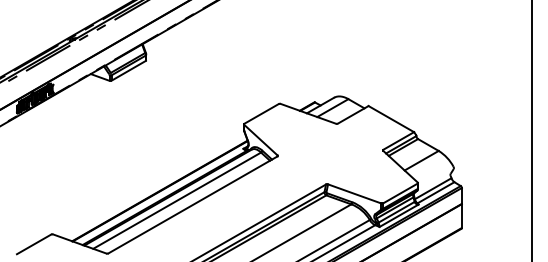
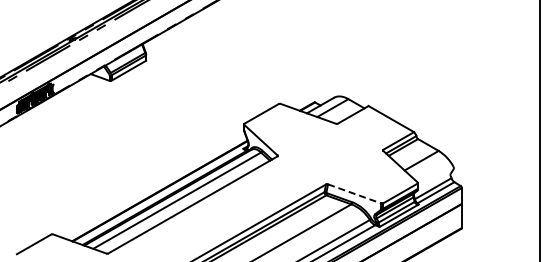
line position: (531, 130) -> (539, 130) (539, 130)
line: solid -> dashed (355, 194)
